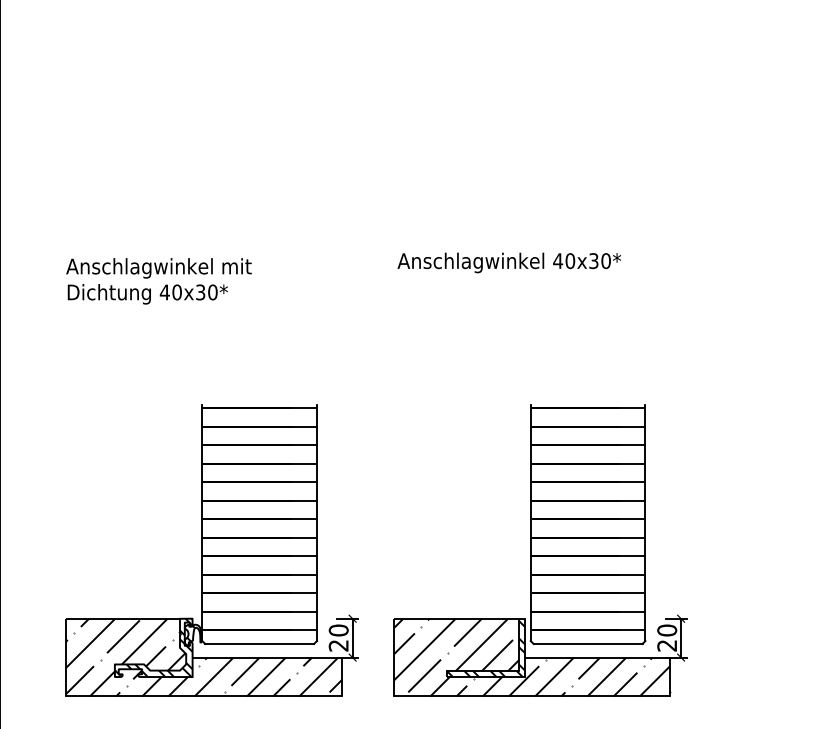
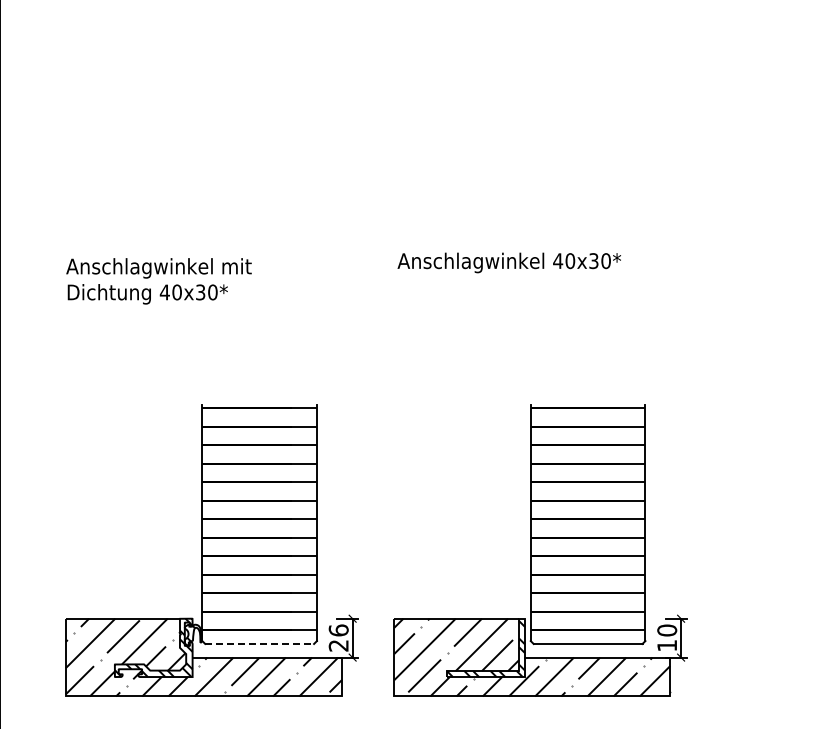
text: 20 -> 26 (338, 630)
line: solid -> dashed (260, 643)
text: 20 -> 10 (666, 645)
